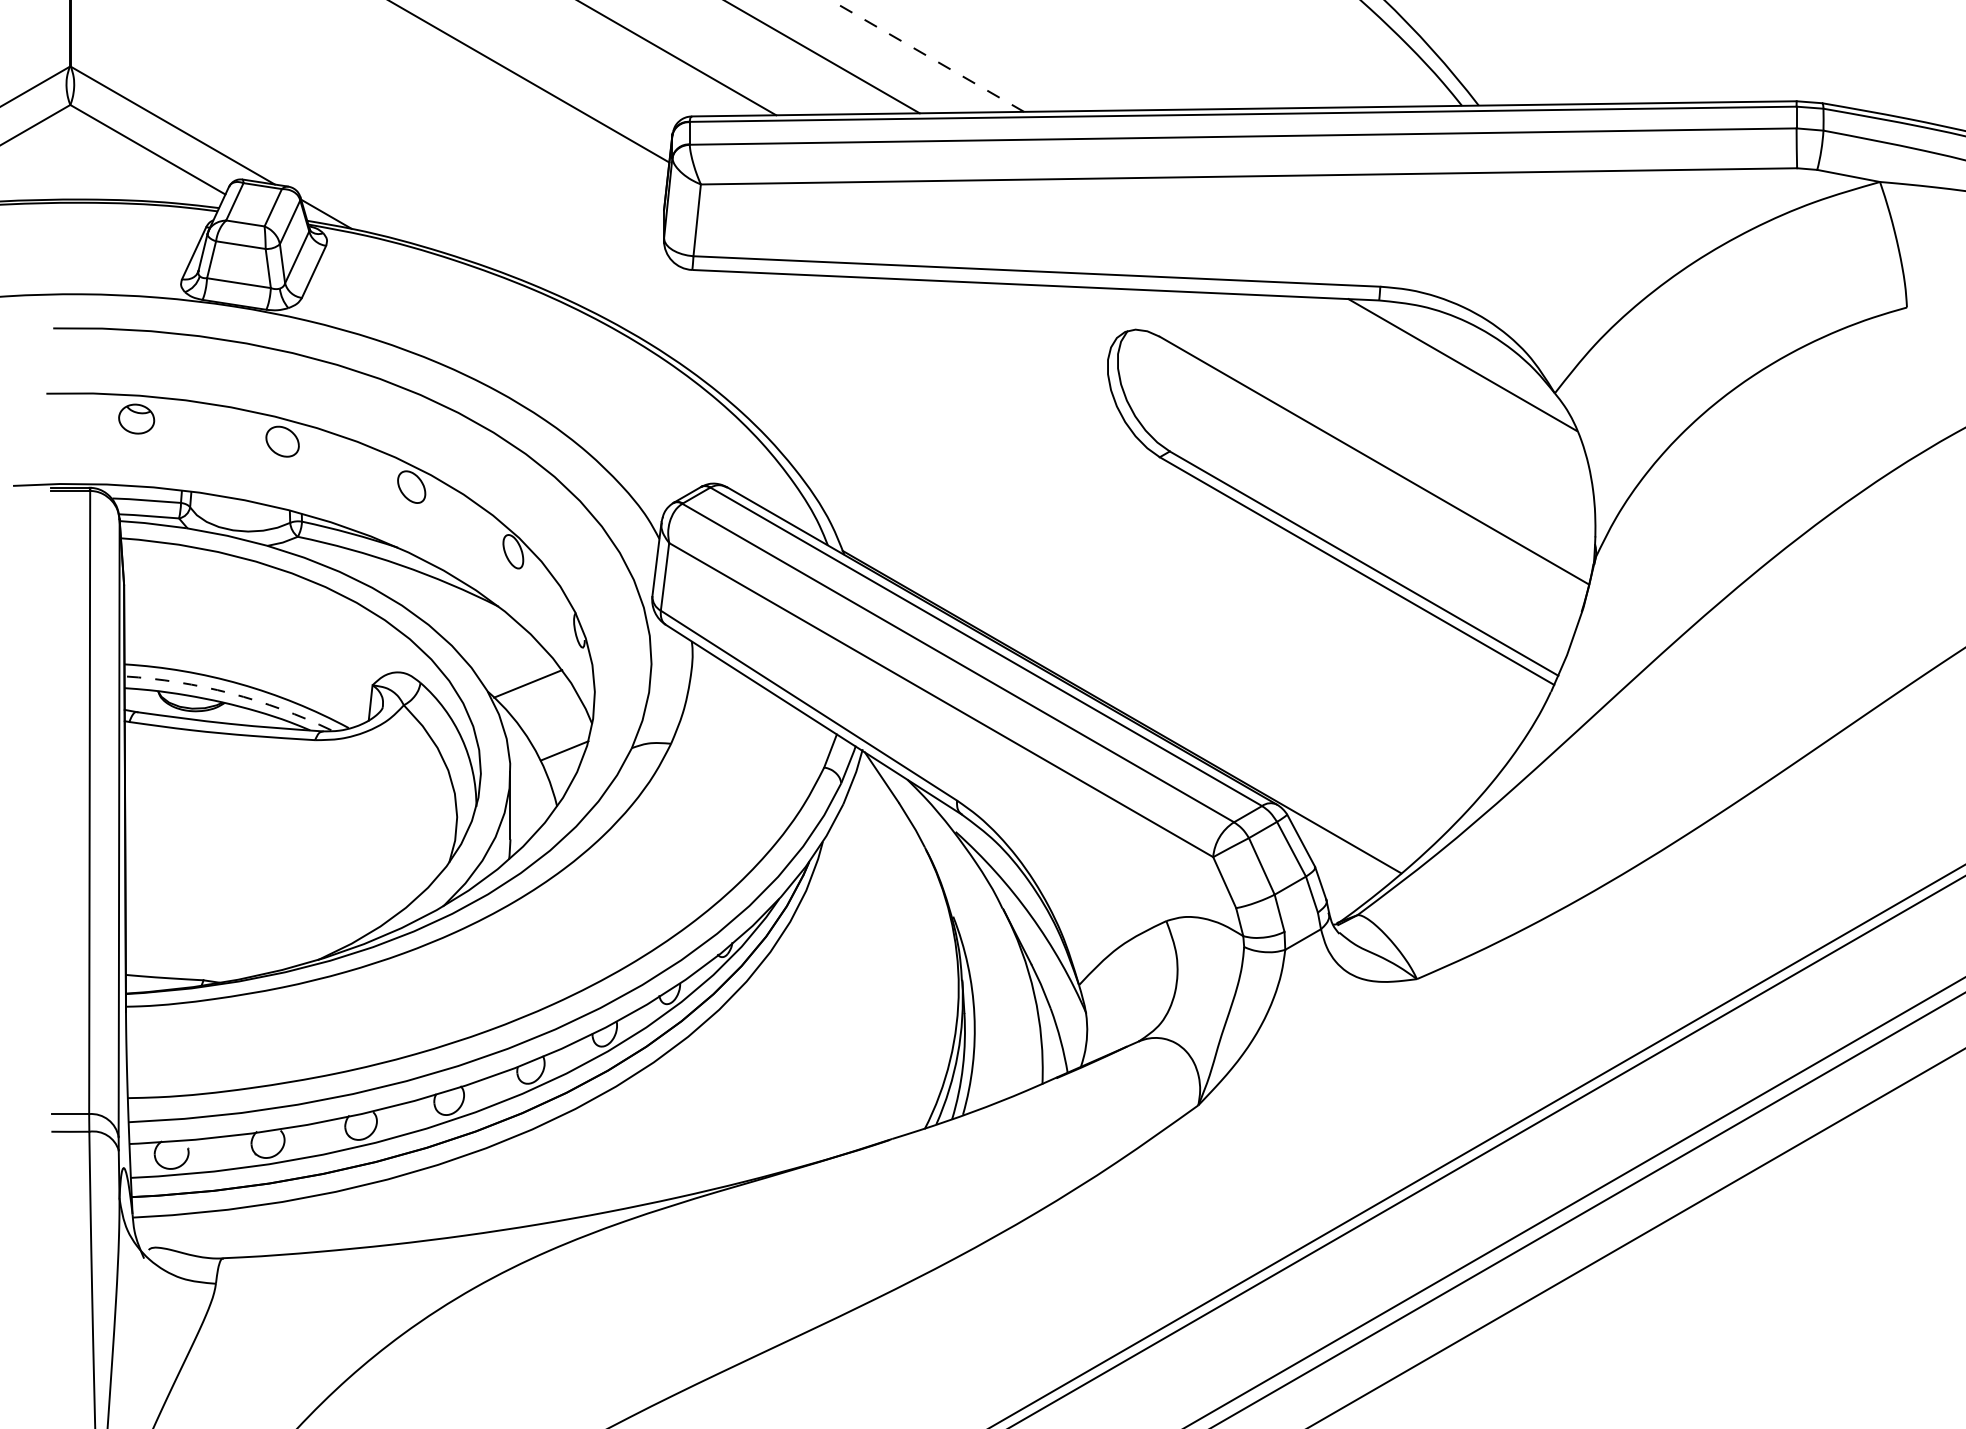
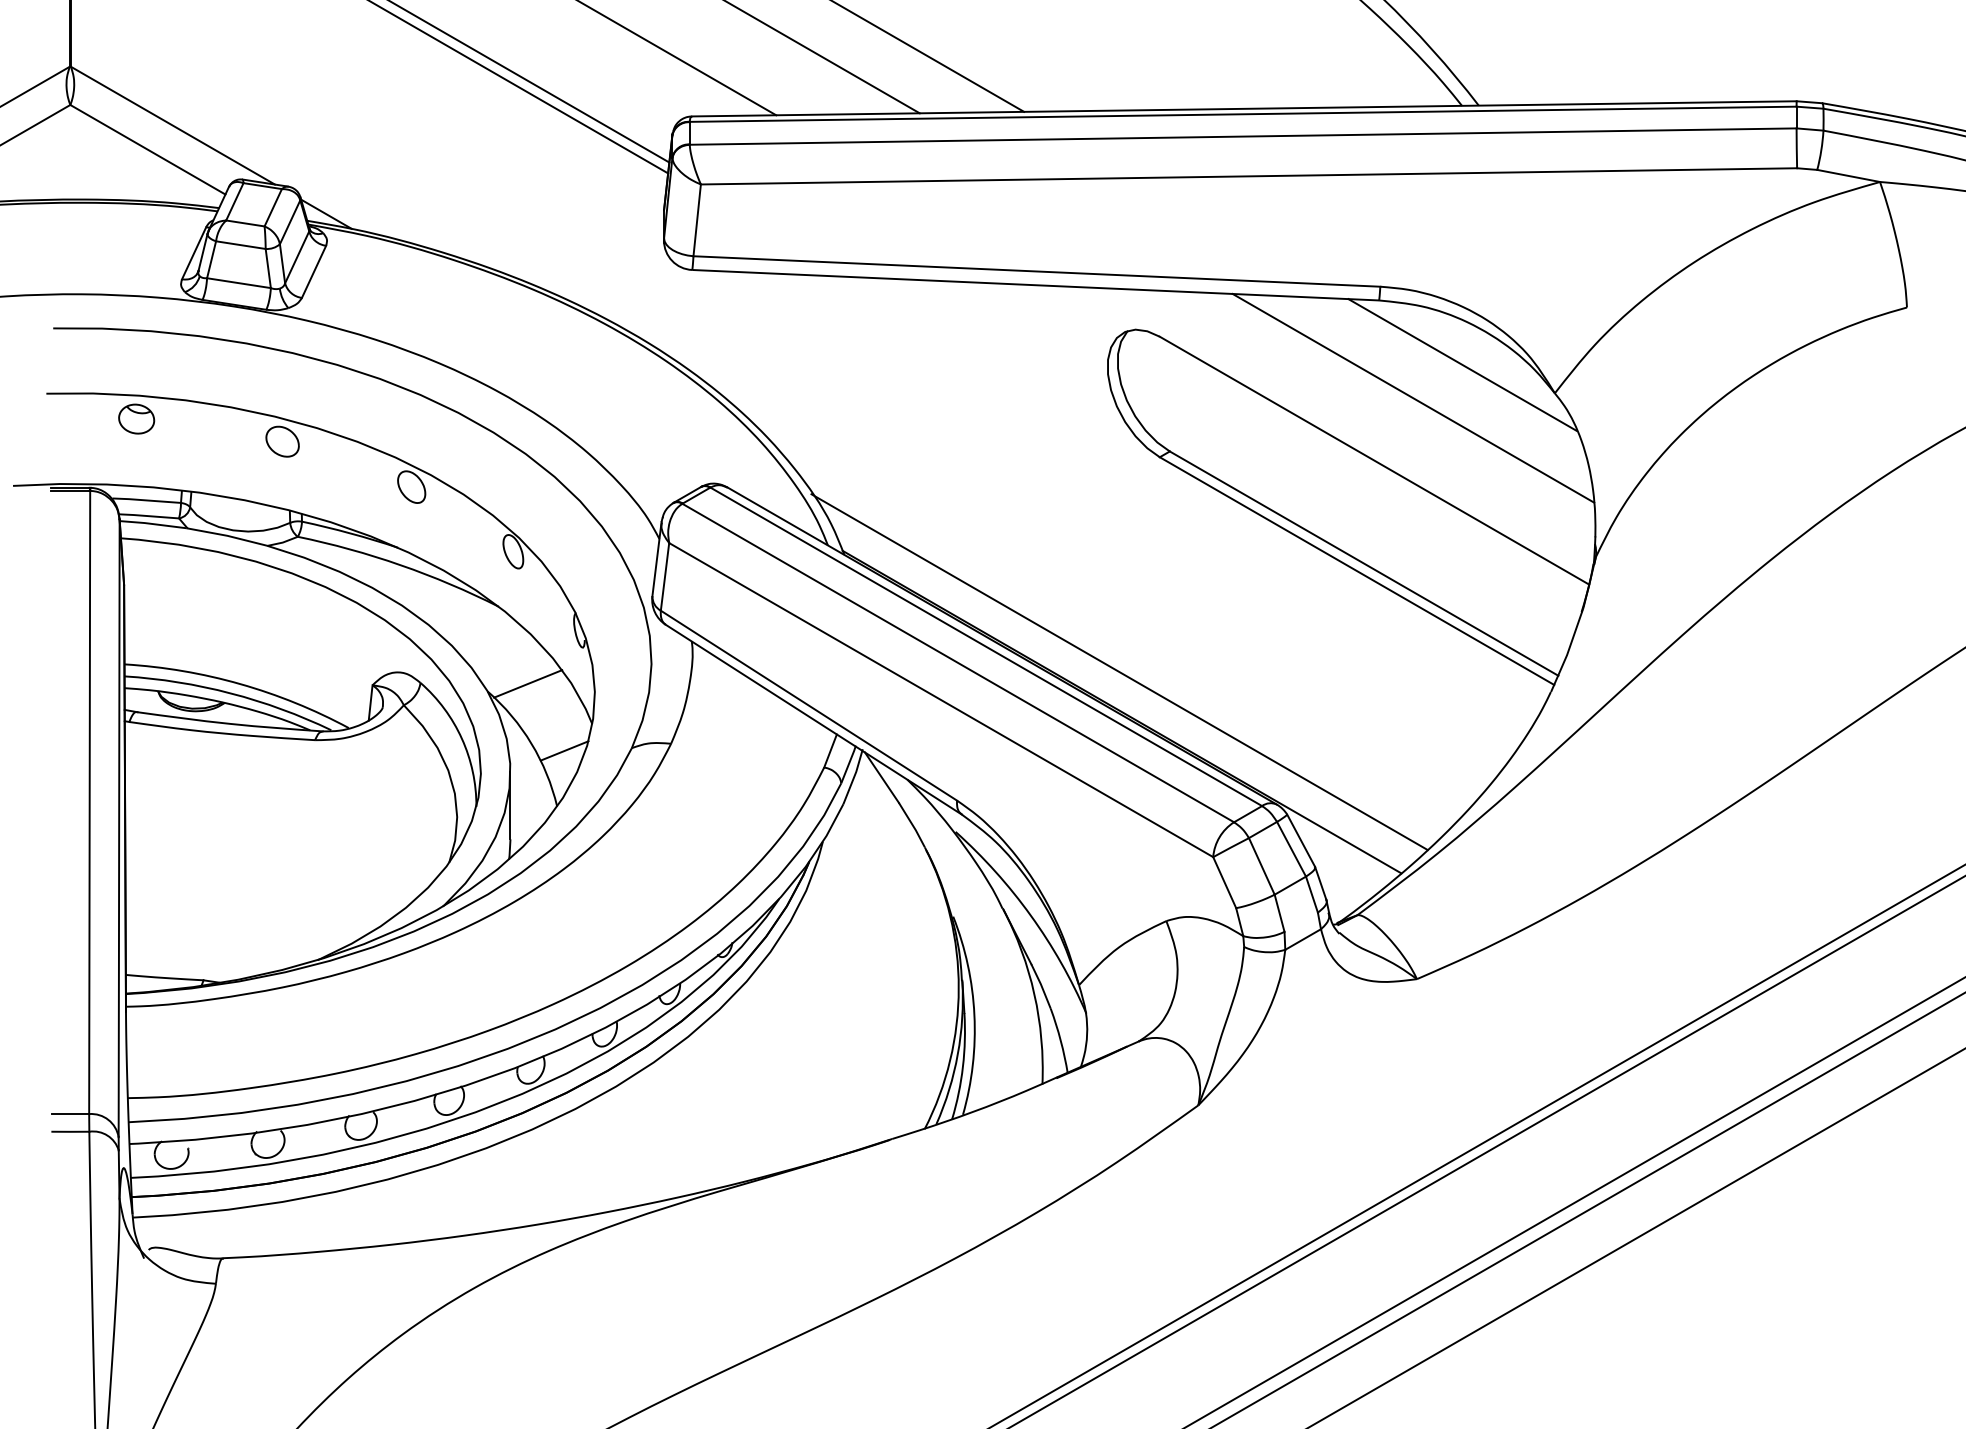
line: dashed -> solid (927, 55)
line: none -> present (519, 87)
line: none -> present (1413, 397)
line: none -> present (1119, 672)
arc: dashed -> solid (230, 693)
